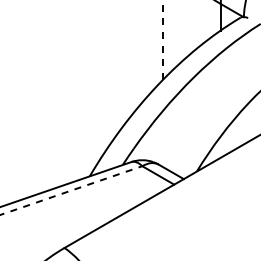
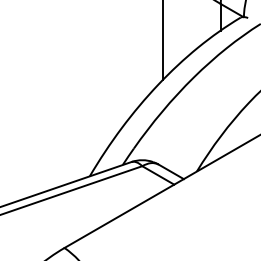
line: dashed -> solid (163, 39)
line: dashed -> solid (71, 190)
